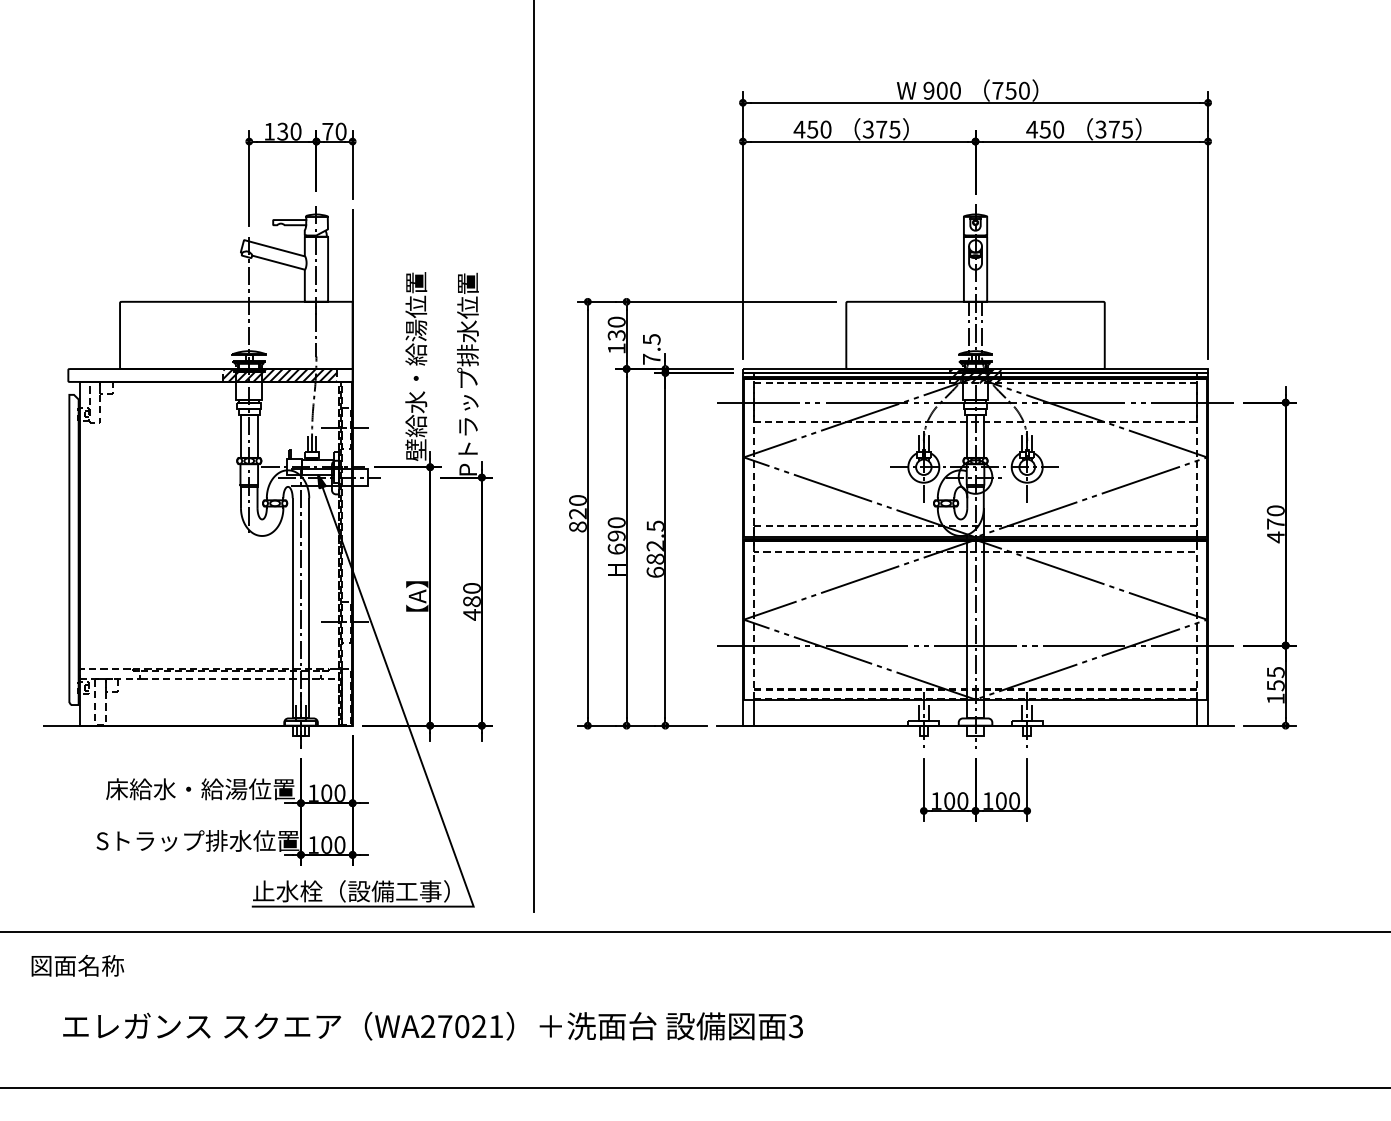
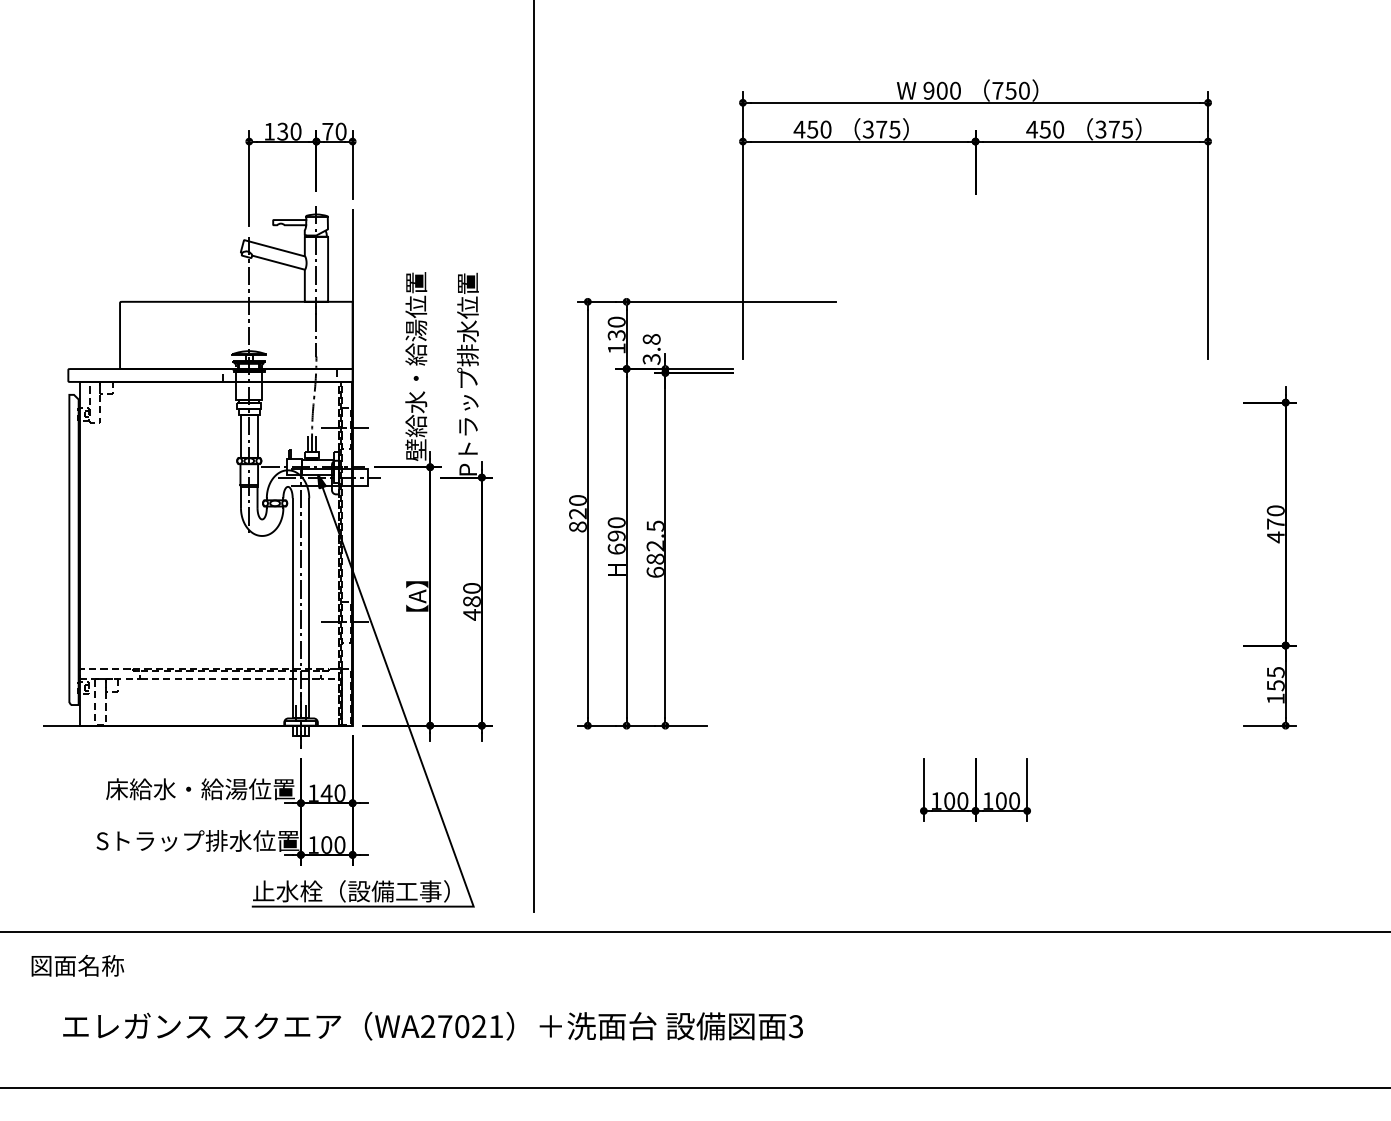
text: 7.5 -> 3.8 (651, 349)
hatch: present -> none (280, 375)
part: present -> none (975, 476)
text: 100 -> 140 (326, 792)
